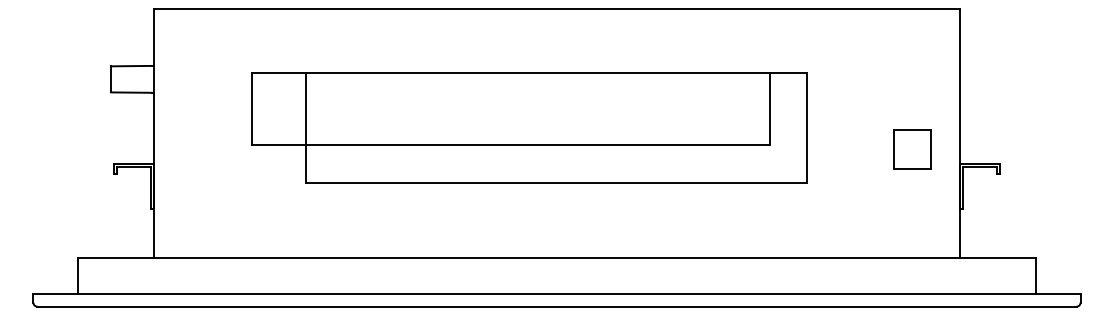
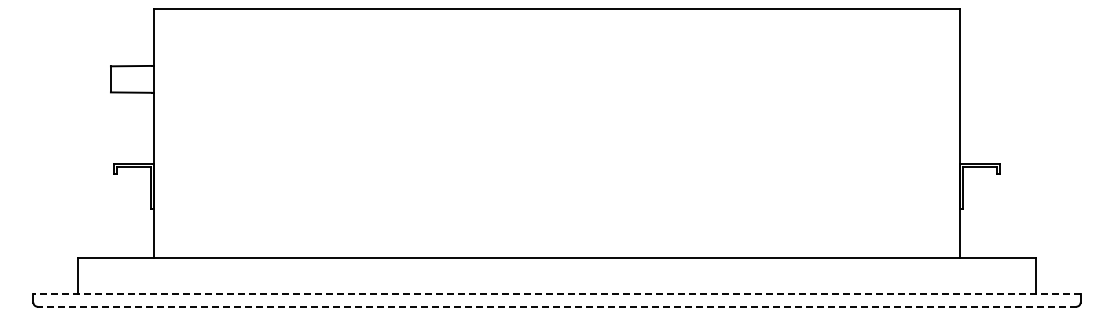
part: present -> none (529, 127)
part: present -> none (912, 149)
line: solid -> dashed (557, 294)
line: solid -> dashed (557, 306)
